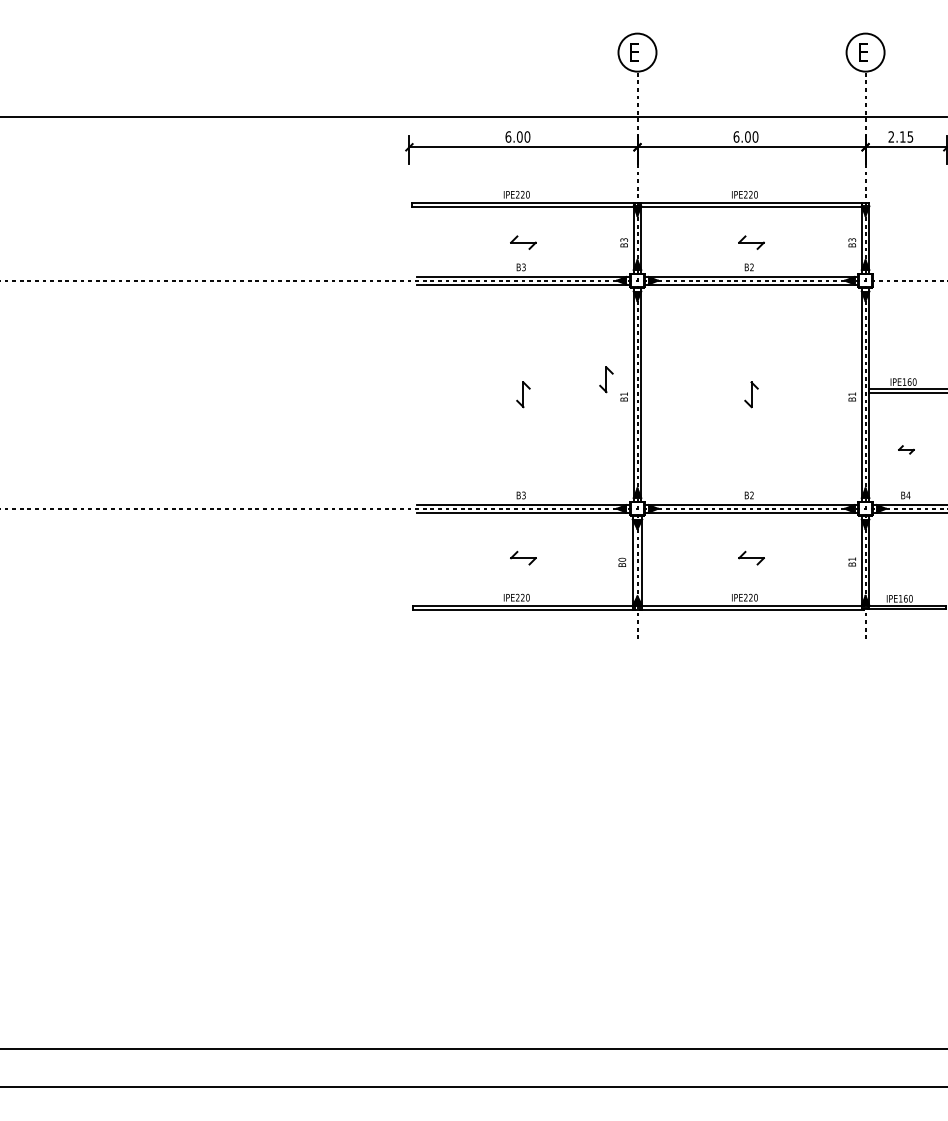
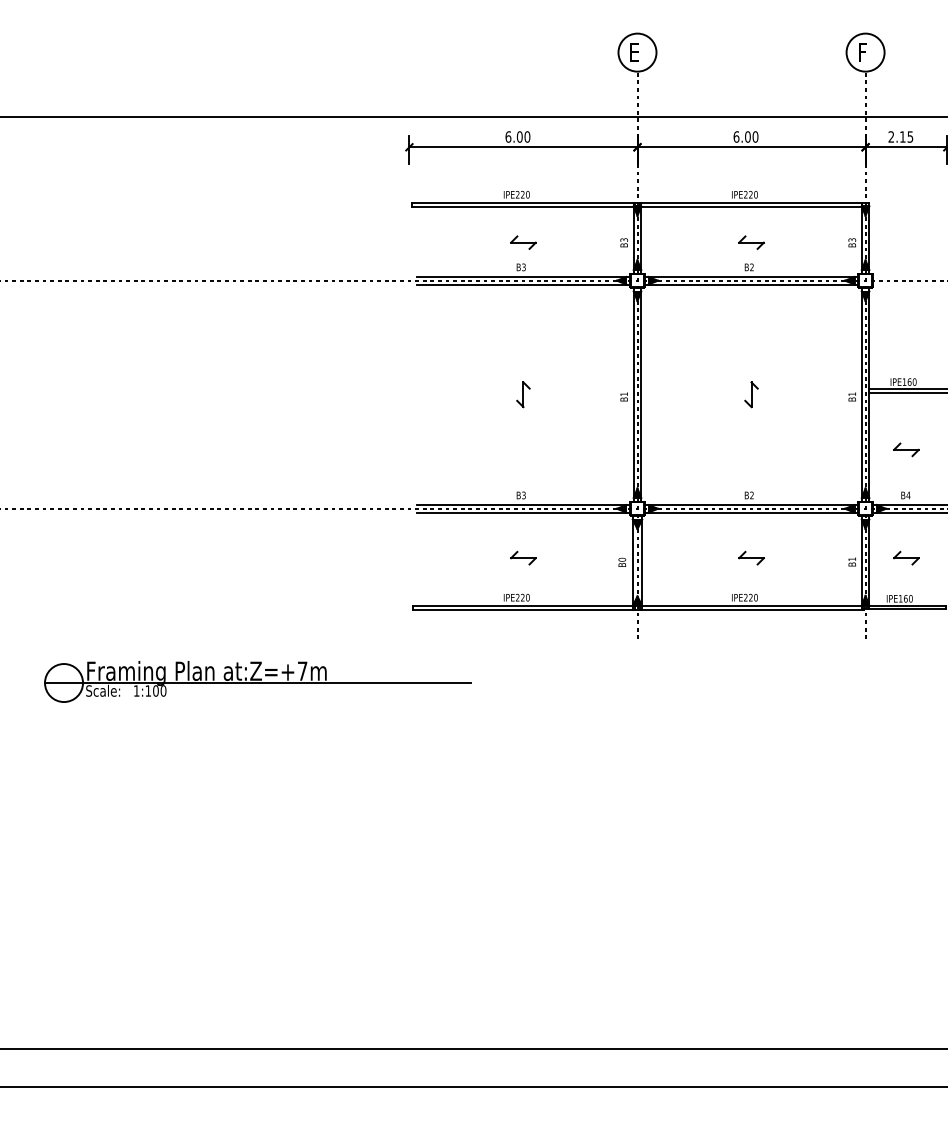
text: E -> F (864, 52)
part: present -> none (606, 379)
part size: 17x10 px -> 27x16 px (906, 449)
part: none -> present (906, 557)
part: none -> present (257, 681)
